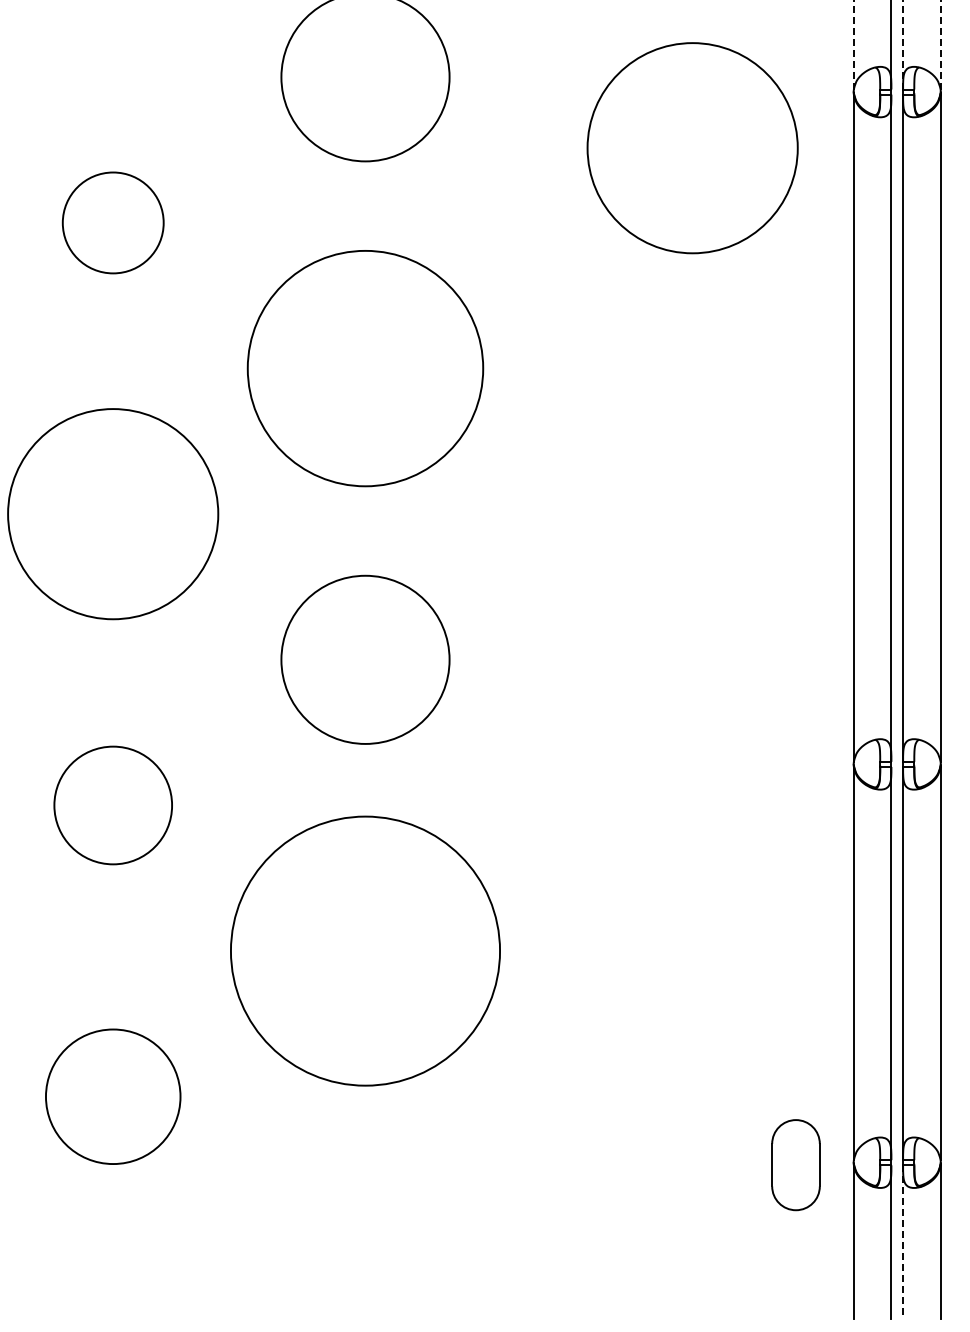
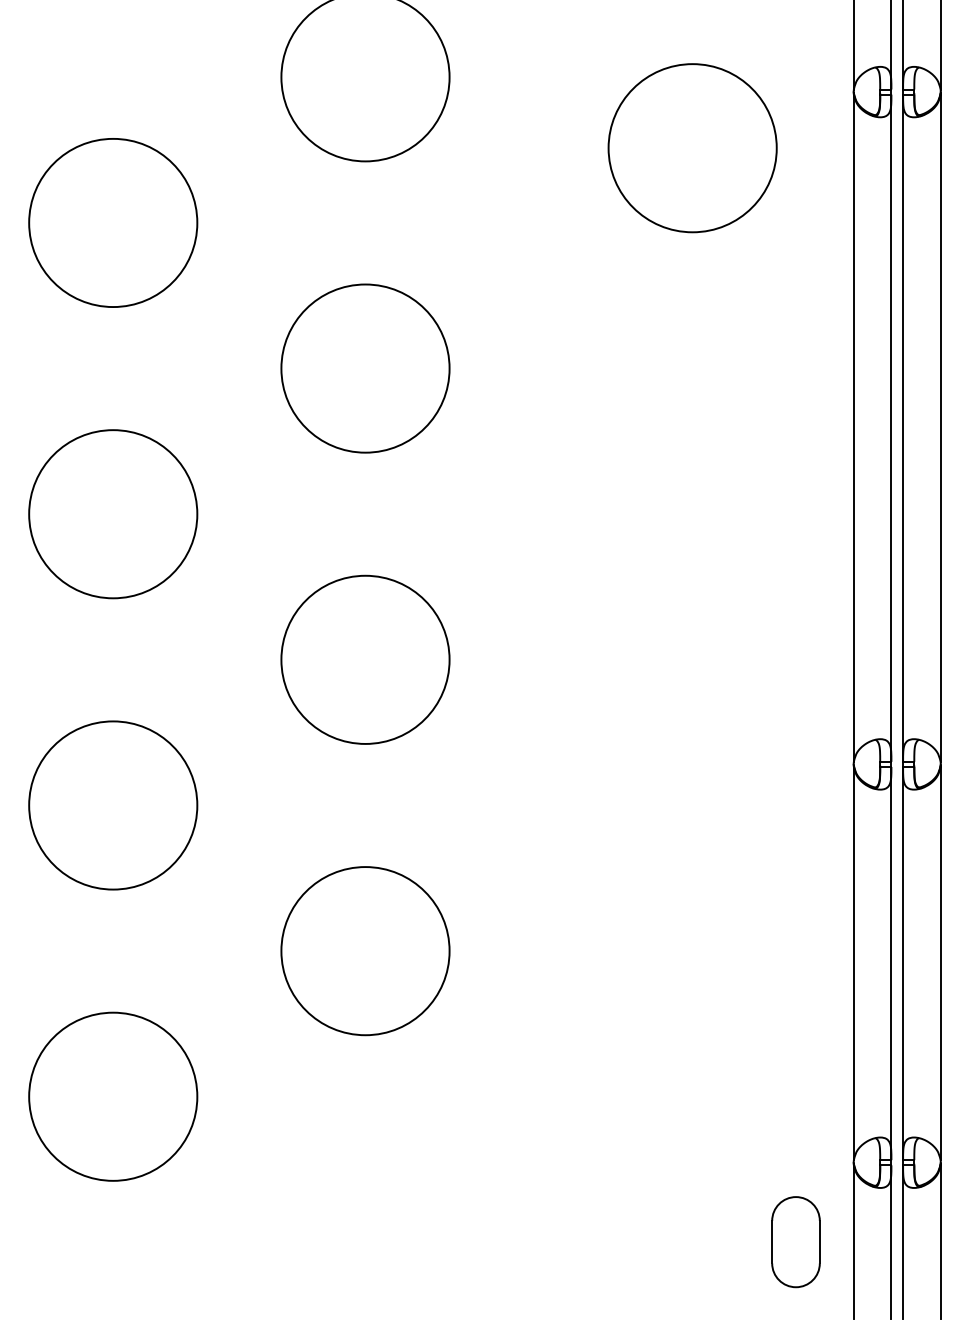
line: dashed -> solid (853, 45)
line: dashed -> solid (903, 45)
line: dashed -> solid (940, 45)
circle diameter: 210 px -> 168 px (692, 148)
circle diameter: 101 px -> 168 px (113, 222)
circle diameter: 235 px -> 168 px (365, 368)
circle size: 213x213 px -> 171x171 px (113, 514)
circle diameter: 118 px -> 168 px (113, 805)
circle diameter: 269 px -> 168 px (365, 951)
circle diameter: 135 px -> 168 px (113, 1096)
part position: (795, 1165) -> (795, 1242) (795, 1242)
line: dashed -> solid (903, 1242)
